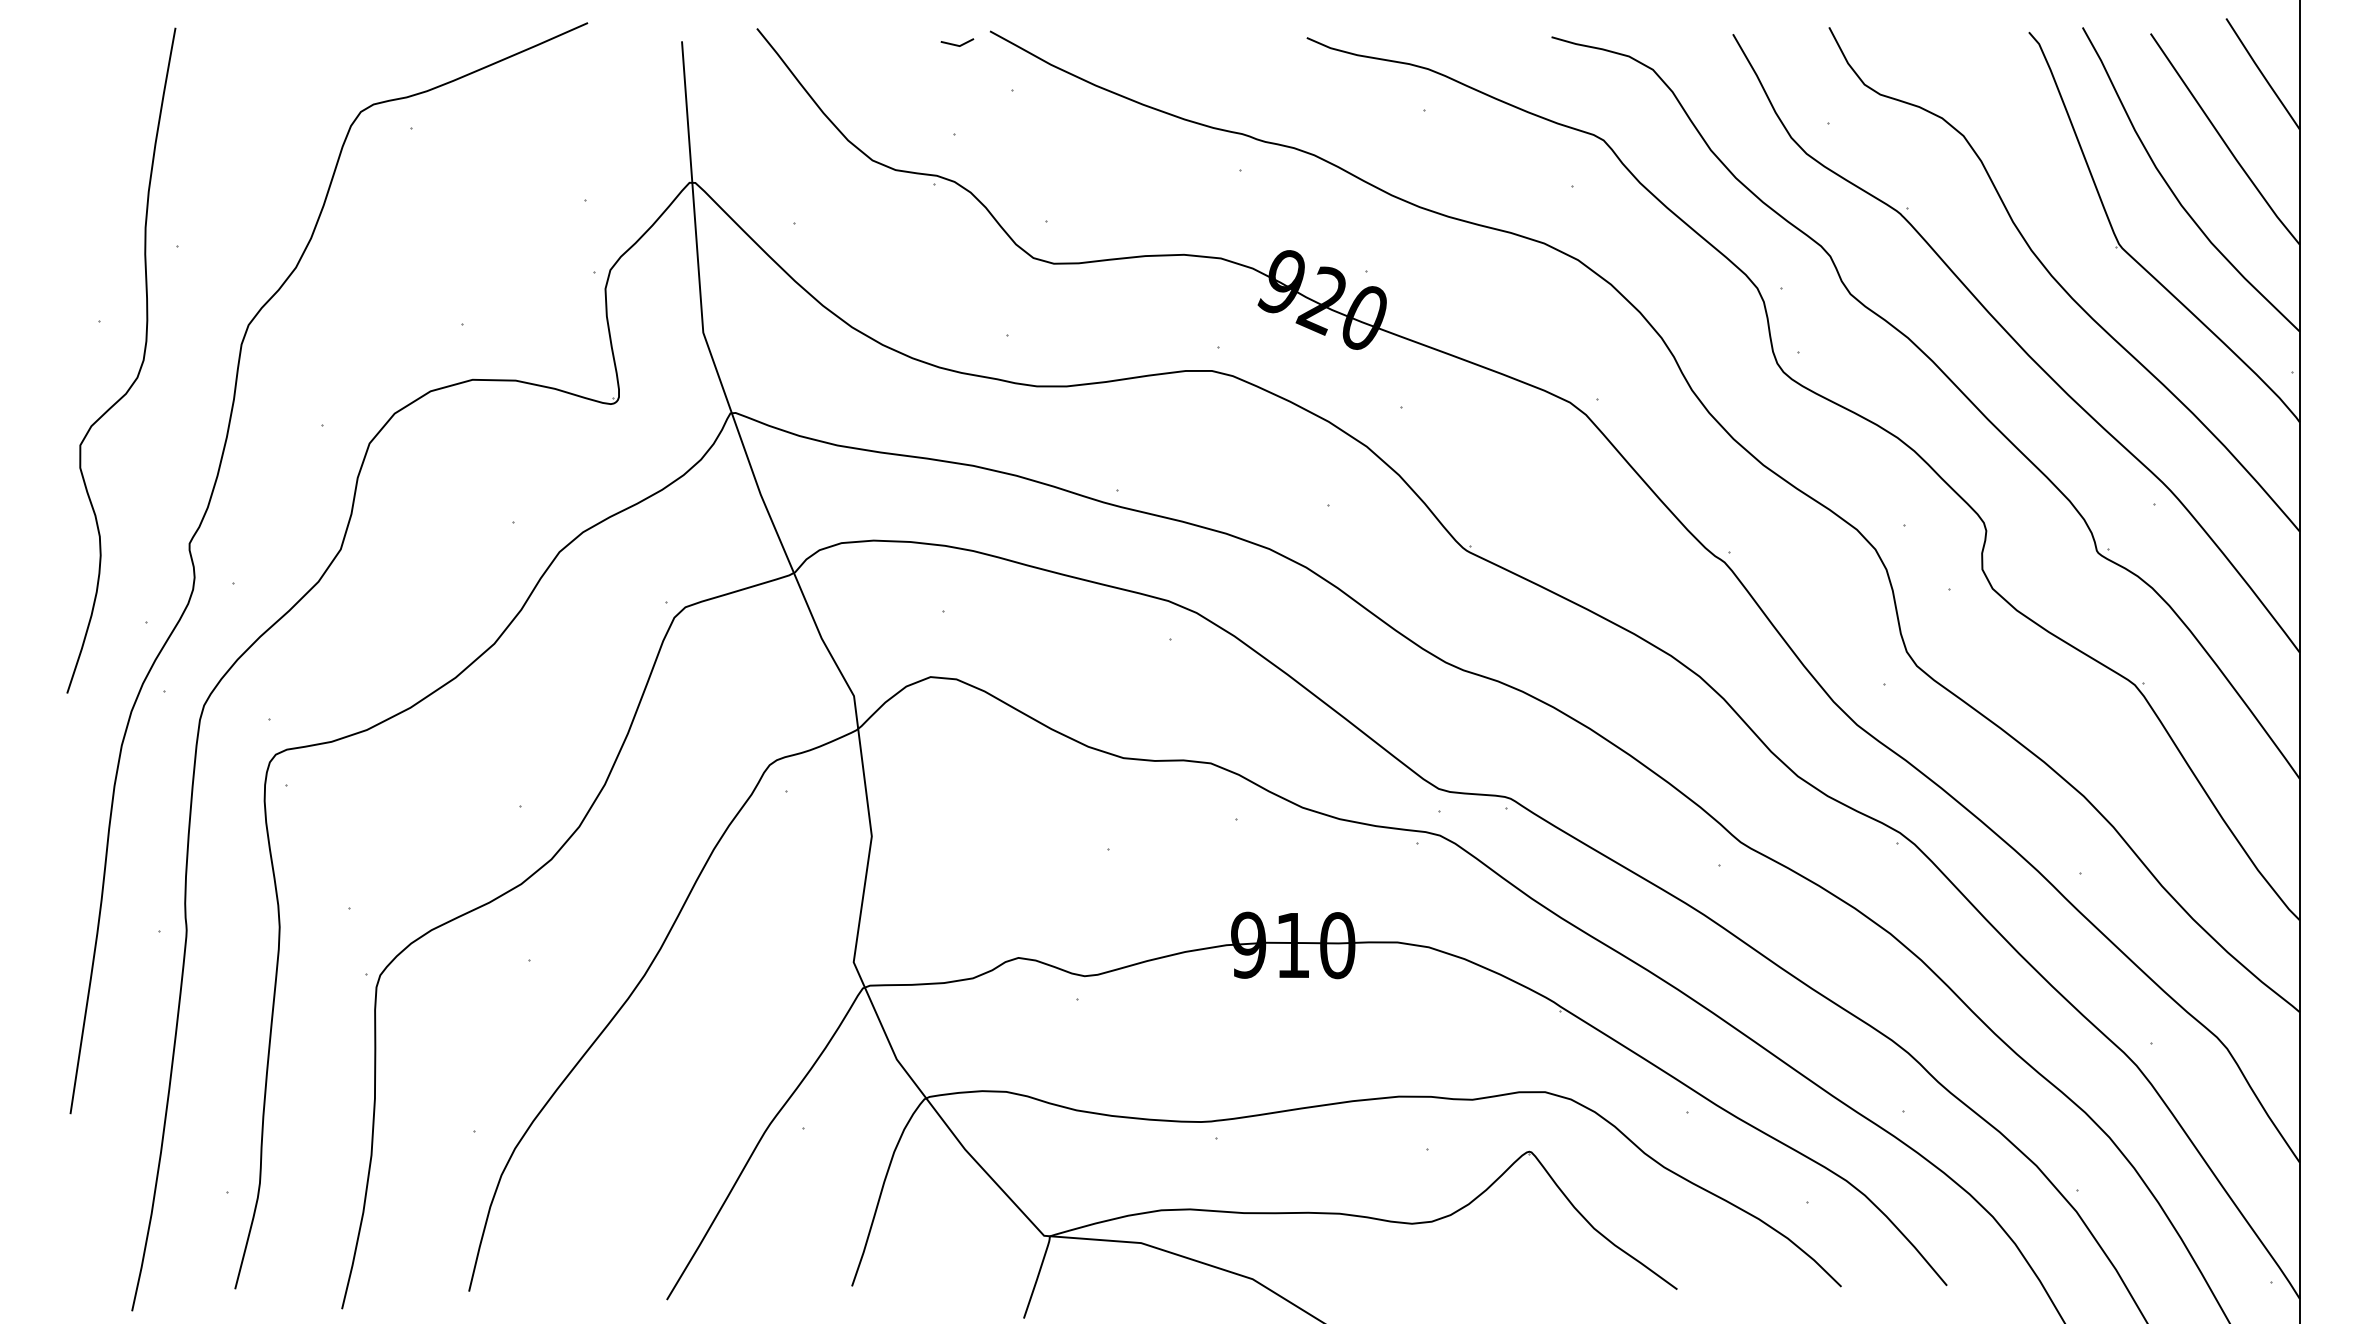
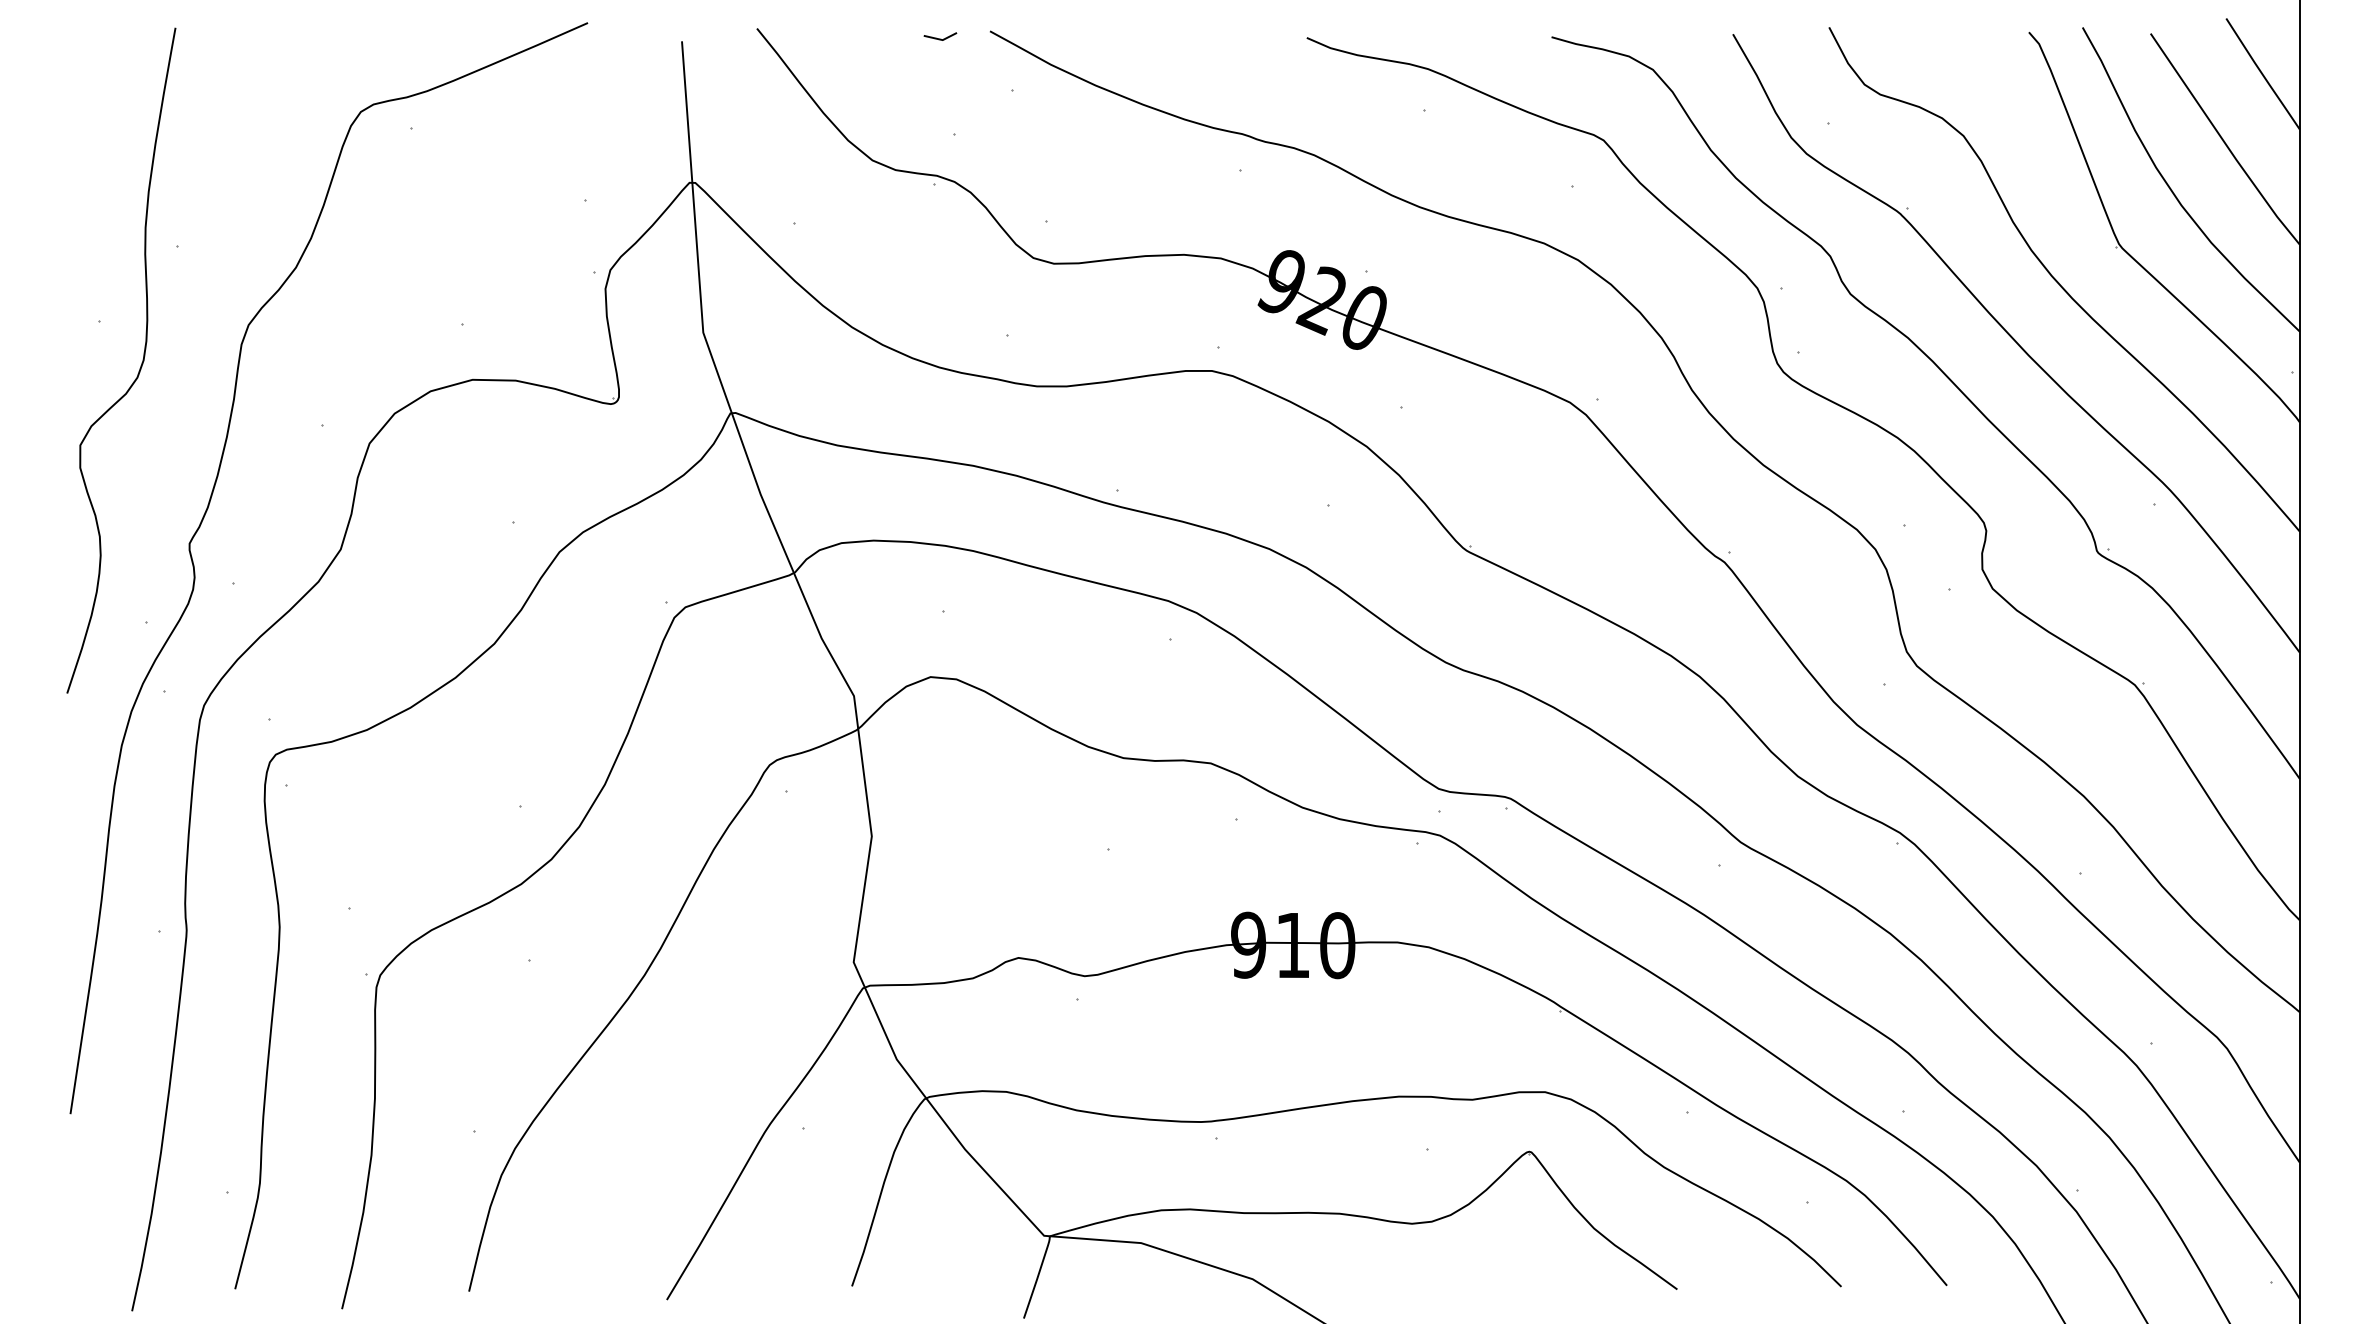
line position: (957, 44) -> (940, 38) (940, 38)
